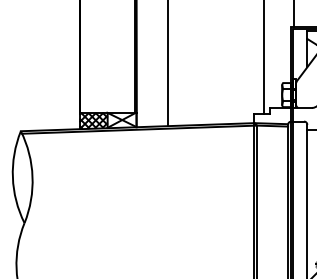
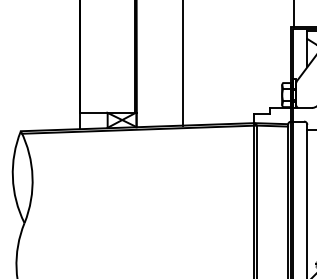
line: present -> none (264, 58)
line position: (167, 64) -> (182, 64) (182, 64)
hatch: present -> none (93, 120)
